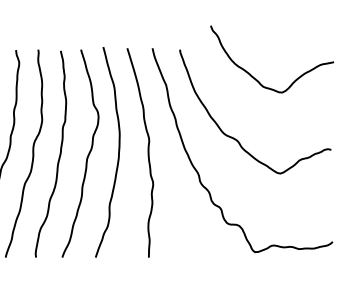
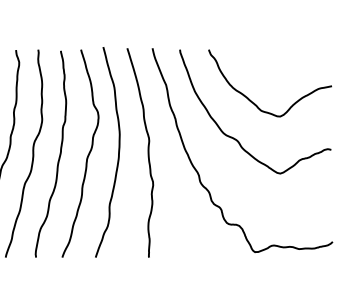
curve position: (256, 78) -> (254, 102) (254, 102)
